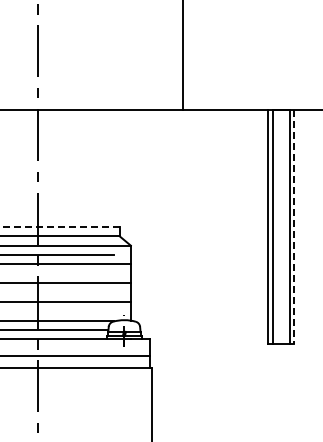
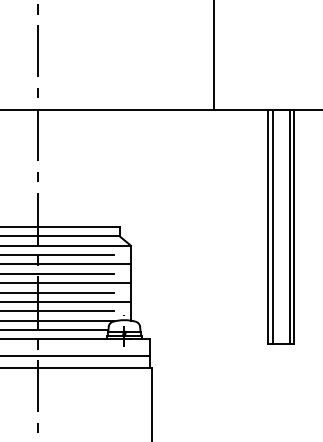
line position: (182, 56) -> (213, 56) (213, 56)
line: dashed -> solid (60, 227)
line: dashed -> solid (294, 227)
line: none -> present (58, 273)
line: none -> present (58, 292)
line: none -> present (58, 311)
